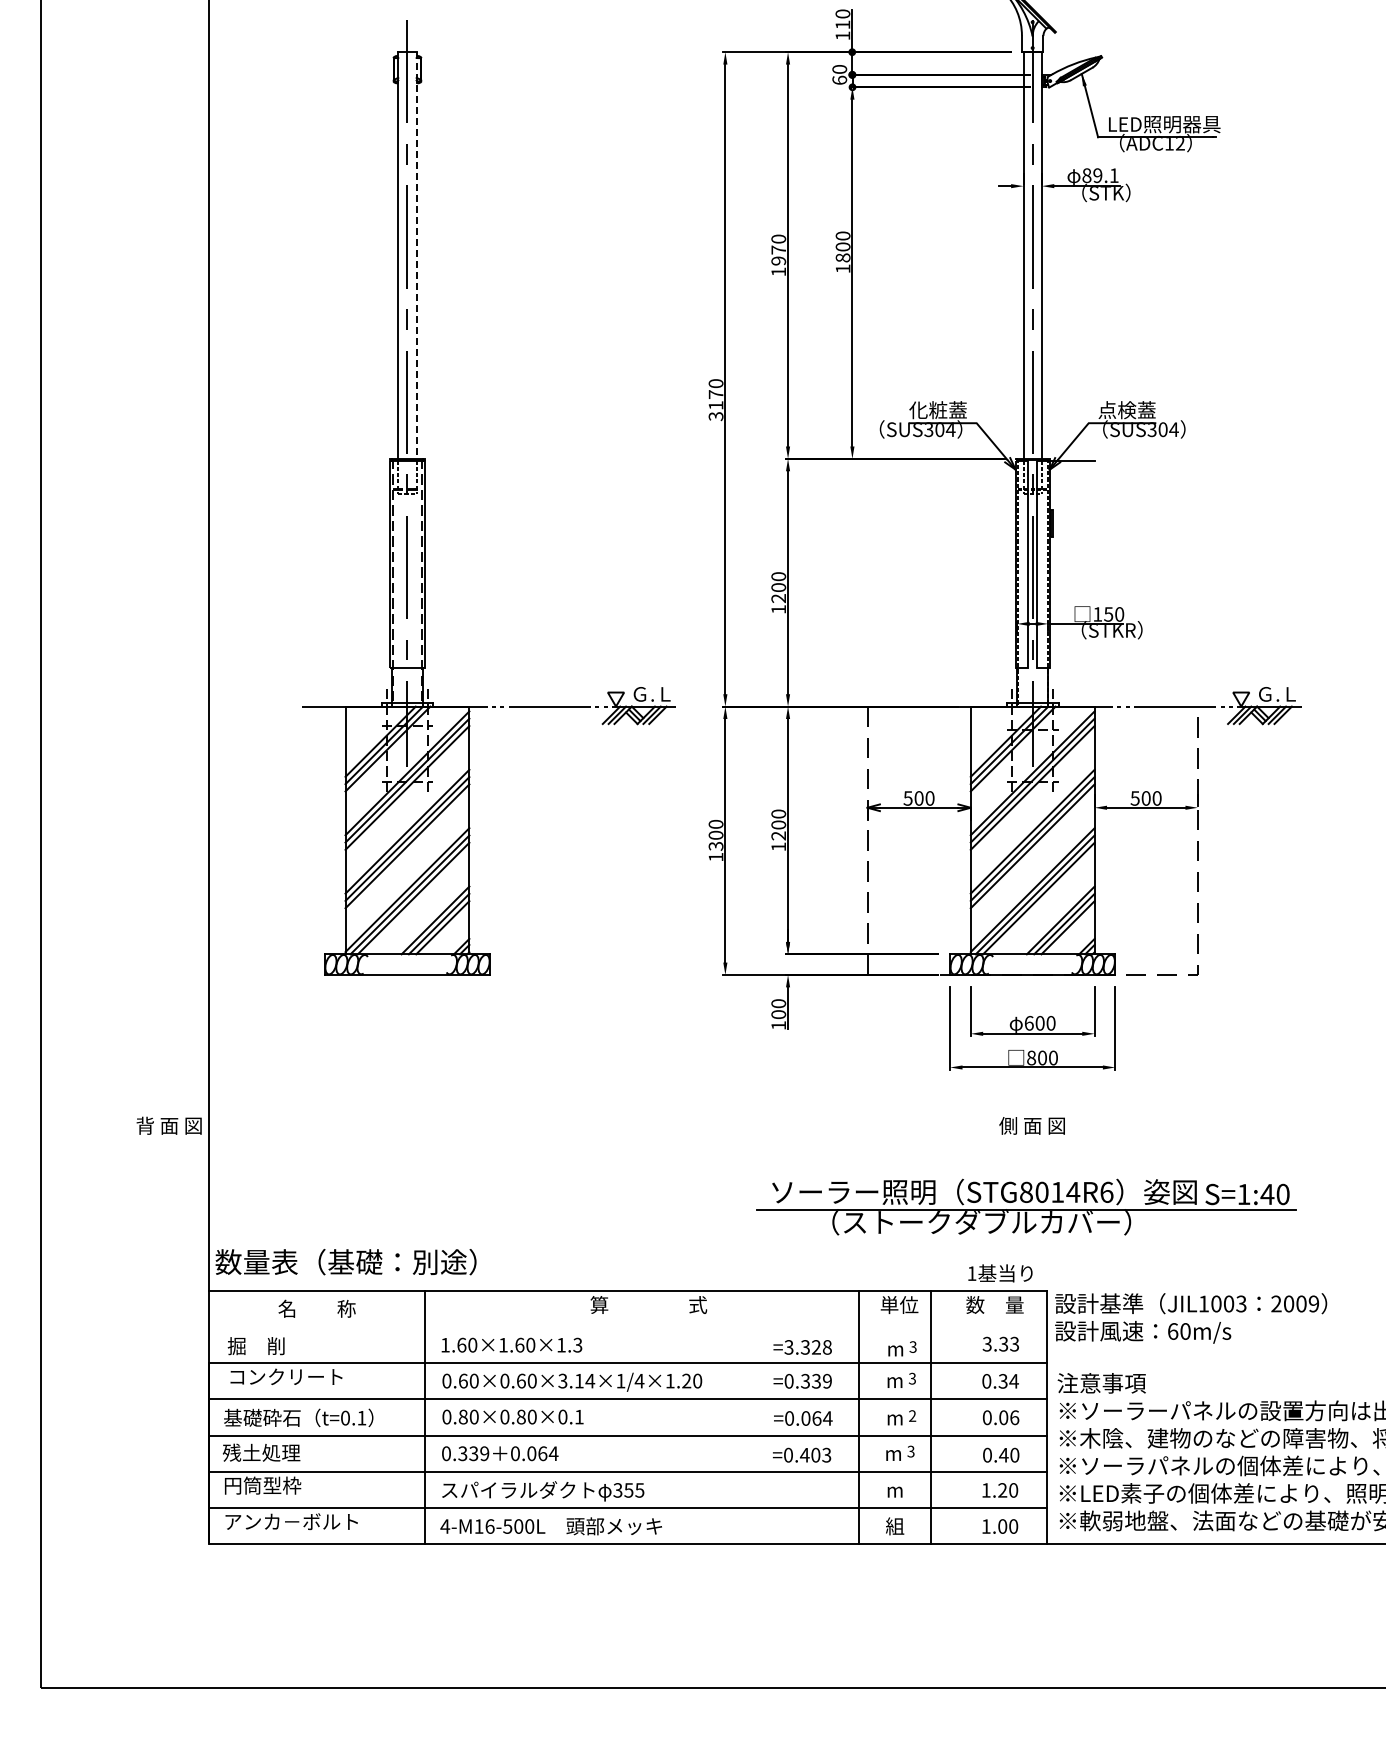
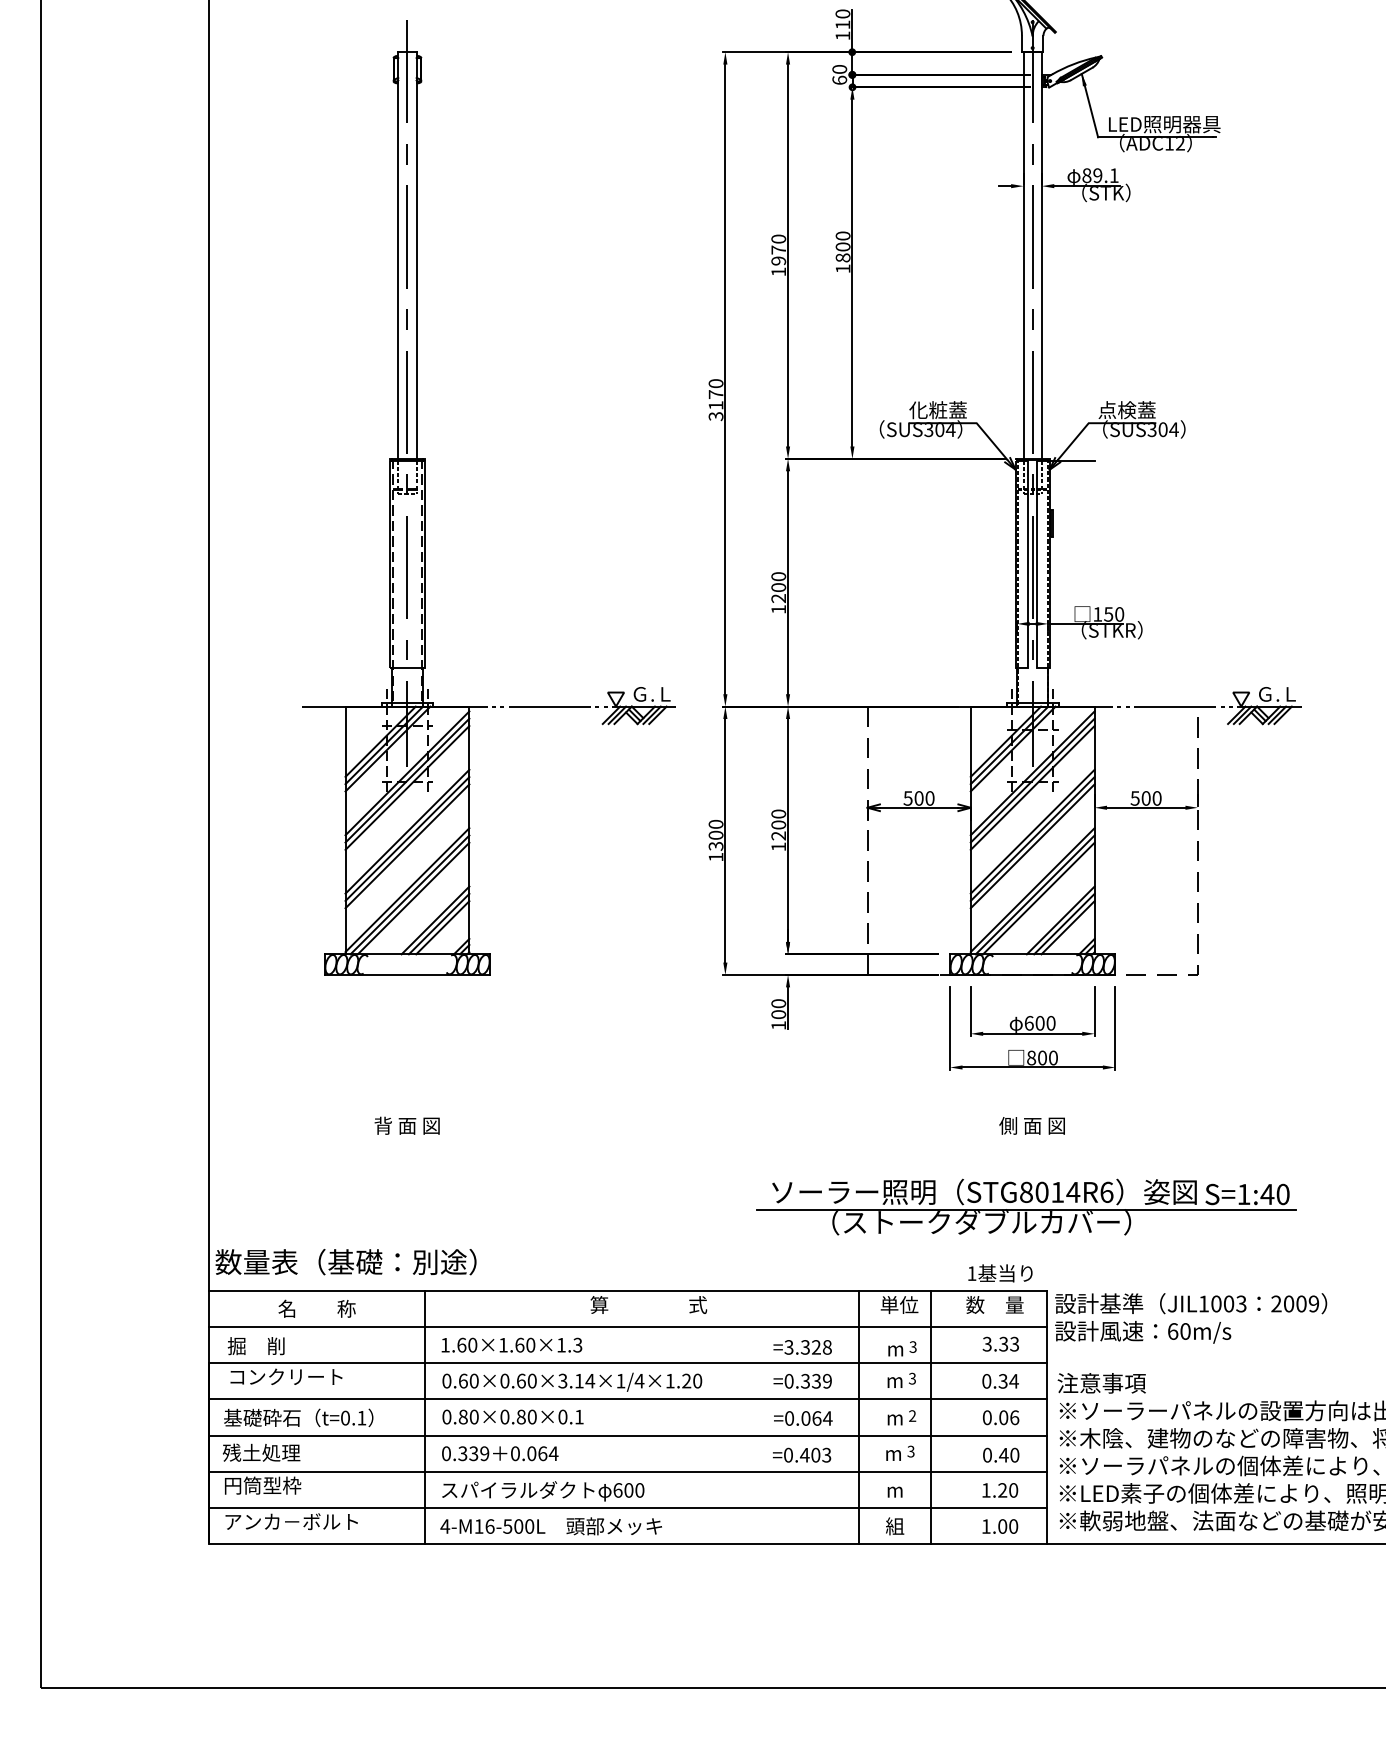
line: dashed -> solid (416, 256)
text position: (168, 1125) -> (406, 1125) (406, 1125)
line: none -> present (627, 1327)
text: 355 -> 600 (628, 1490)
